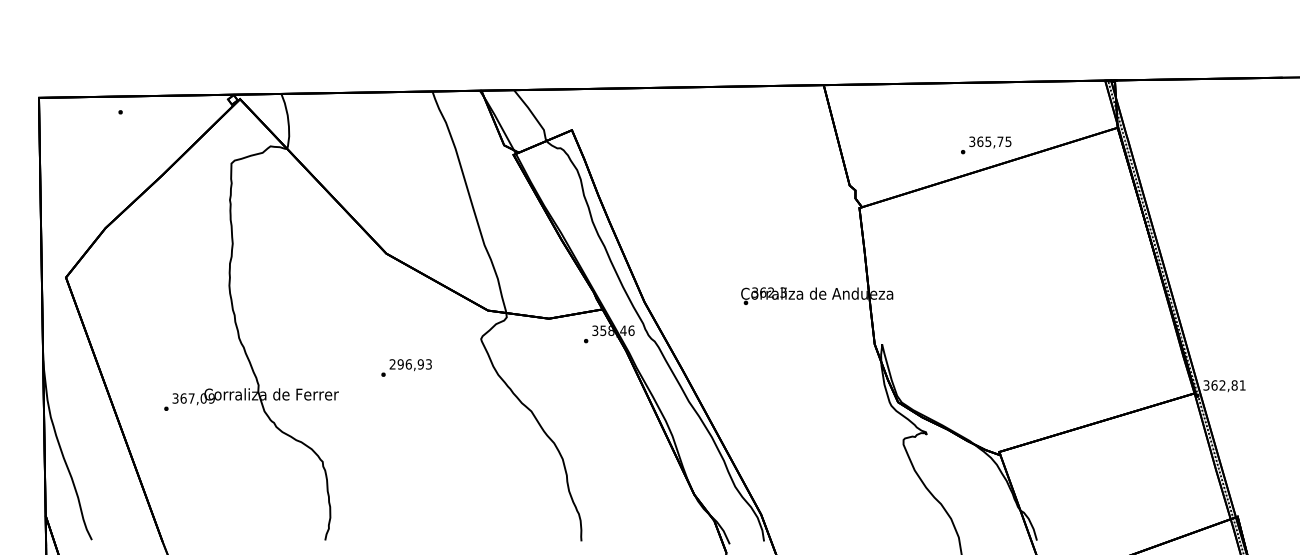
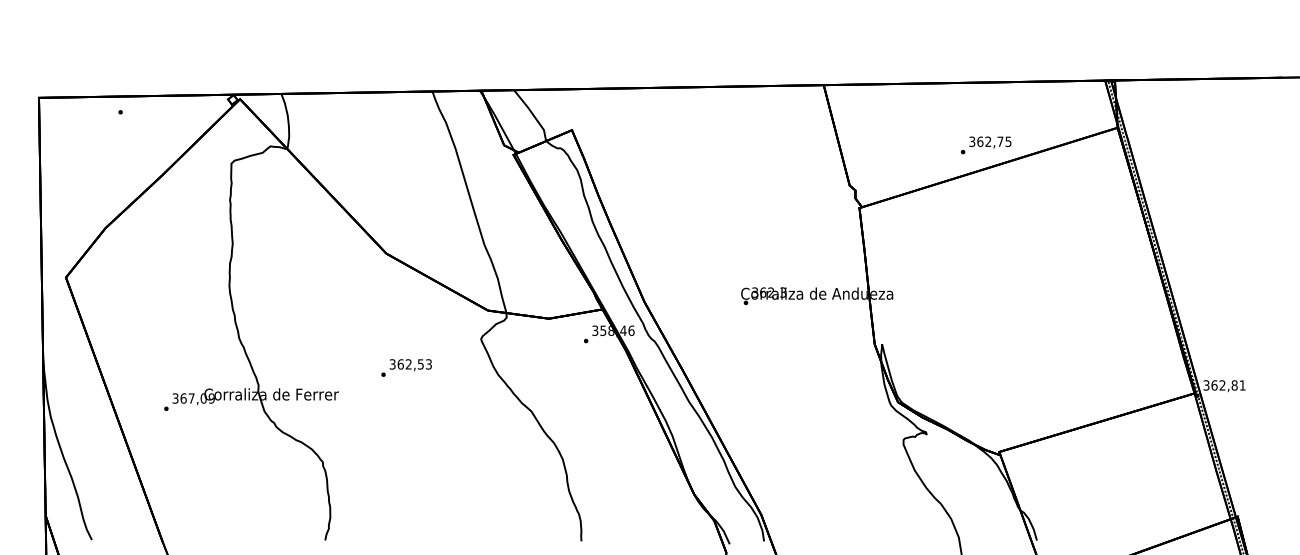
text: 365,75 -> 362,75 (988, 141)
text: 296,93 -> 362,53 (406, 364)
